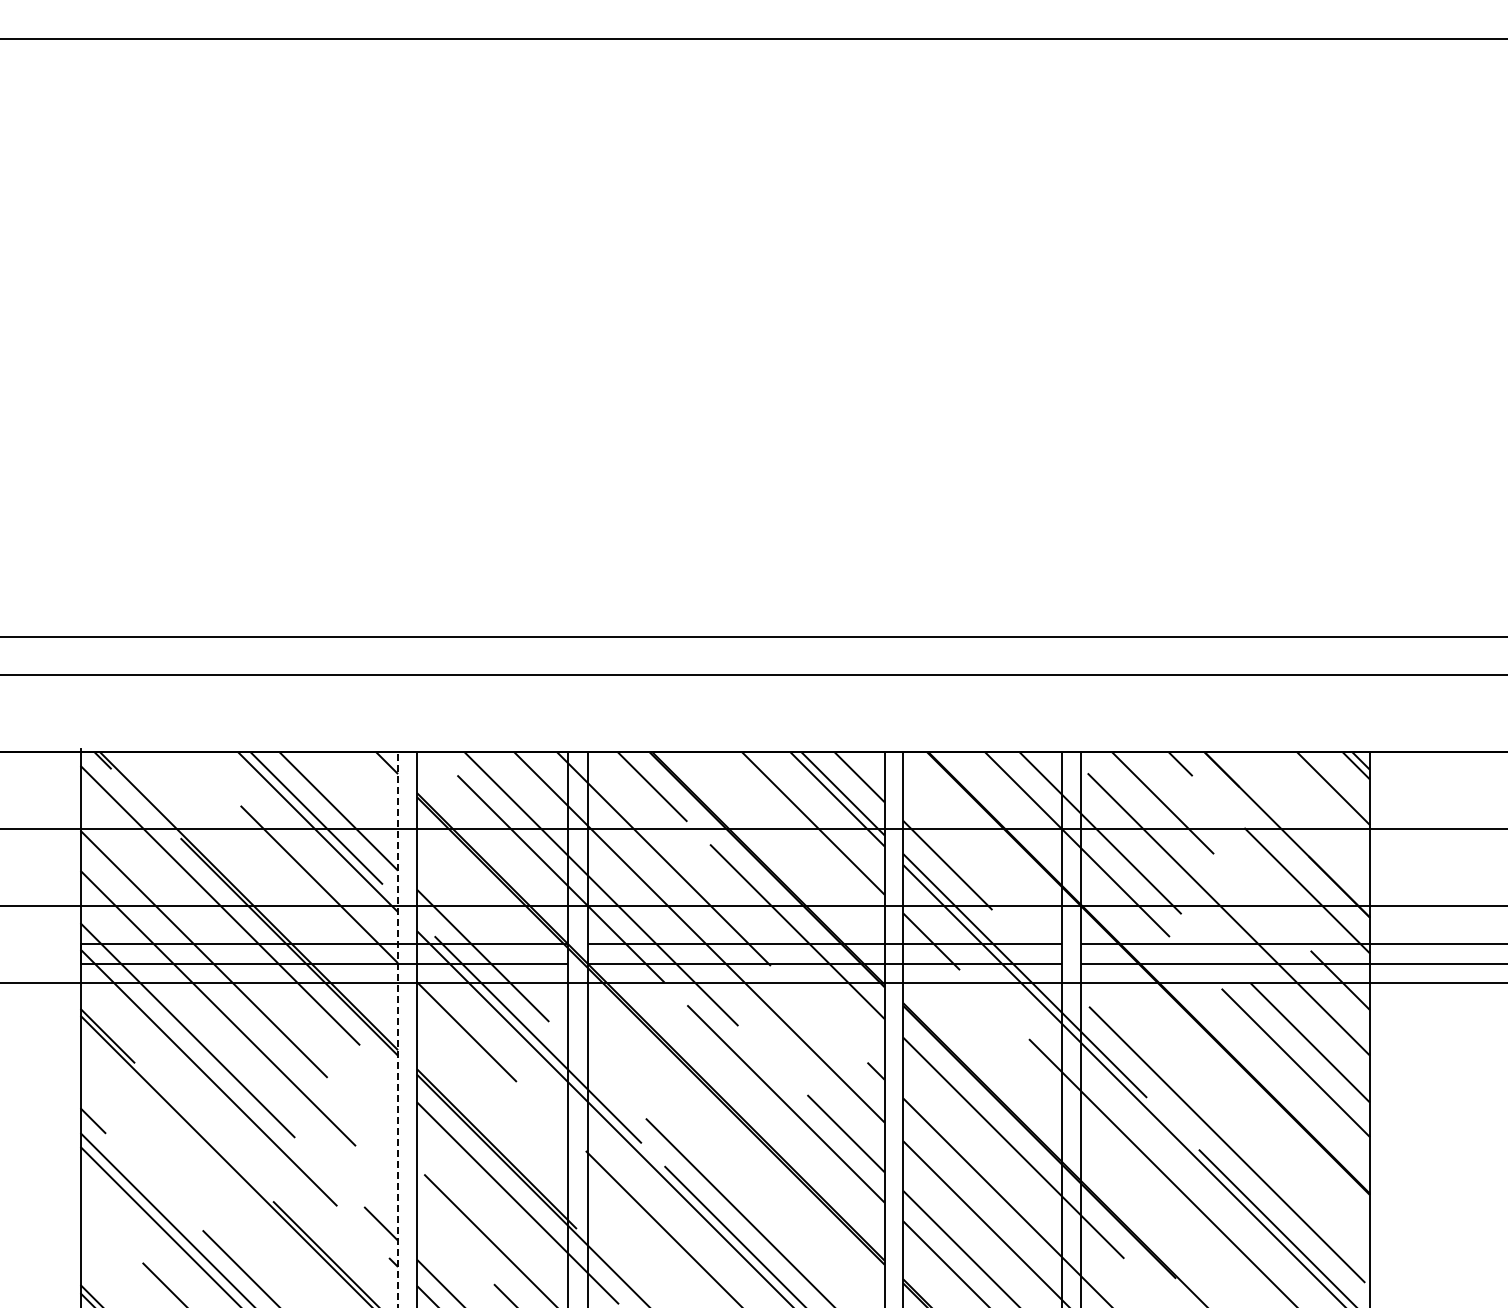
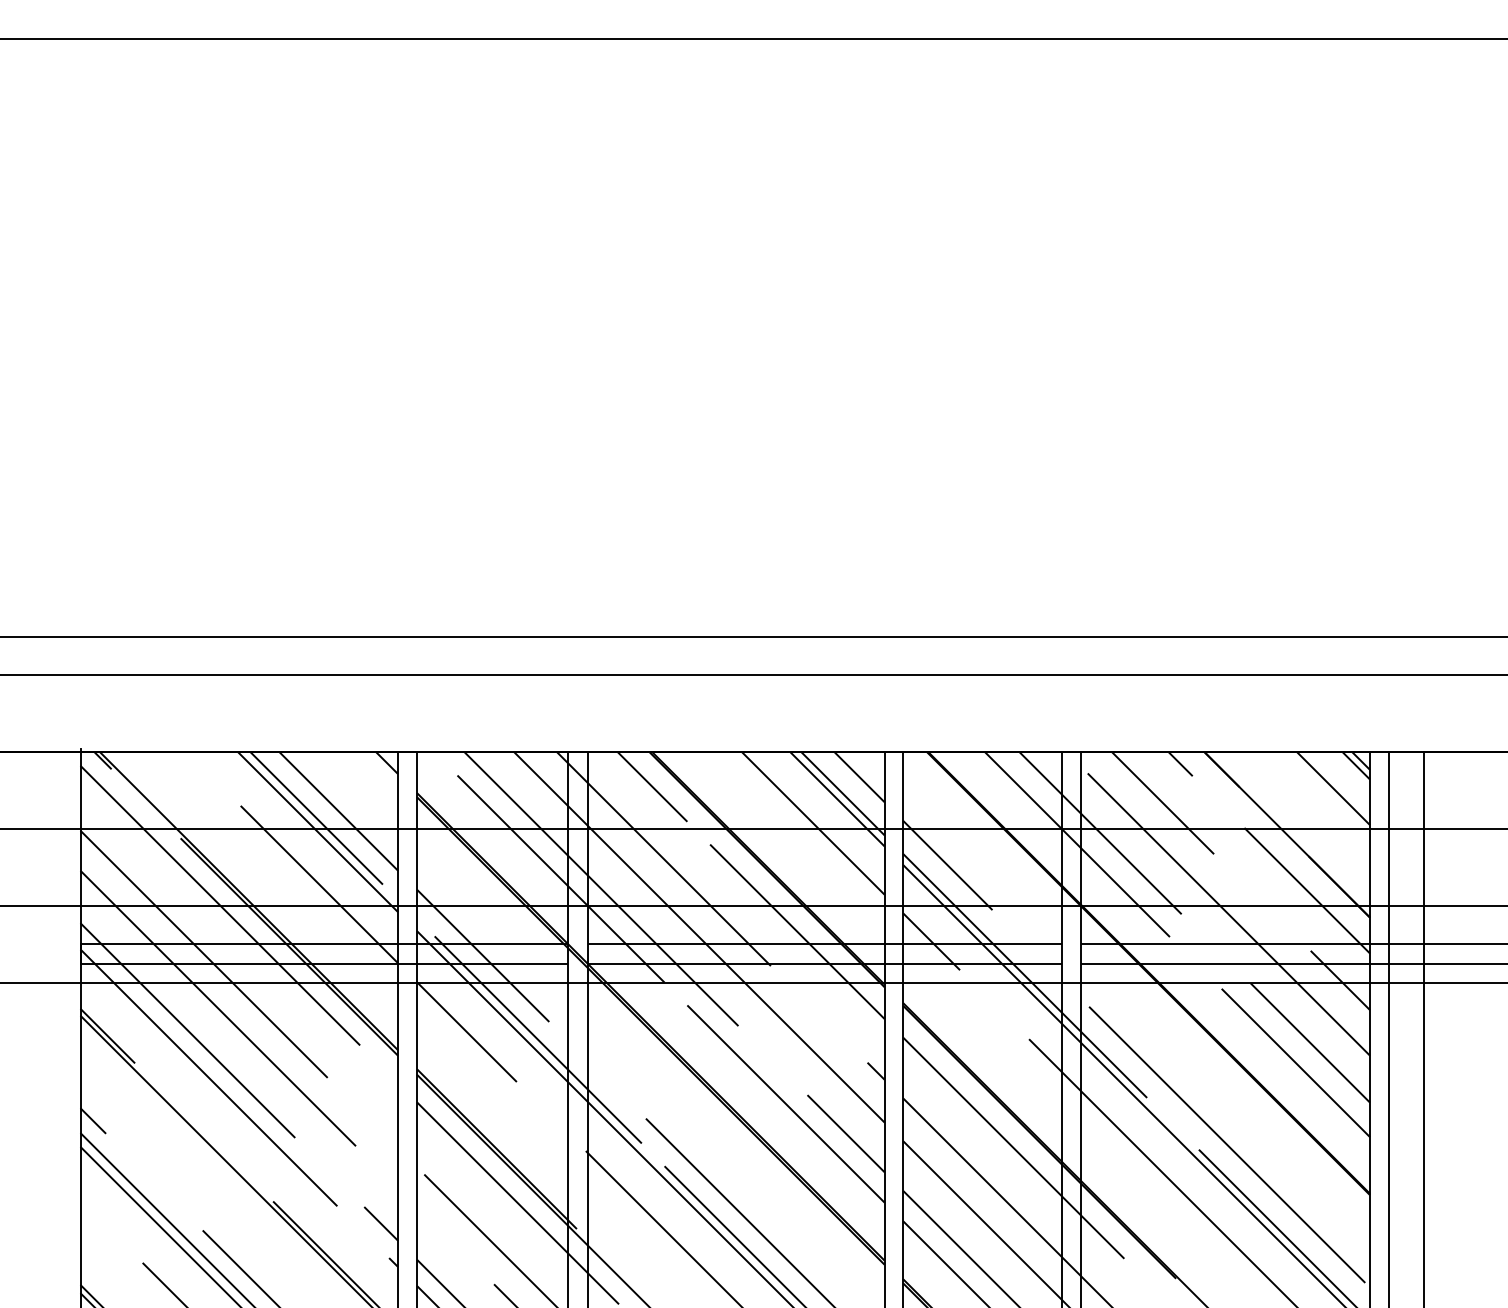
line: none -> present (1389, 1028)
line: none -> present (1423, 1028)
line: dashed -> solid (398, 1030)
